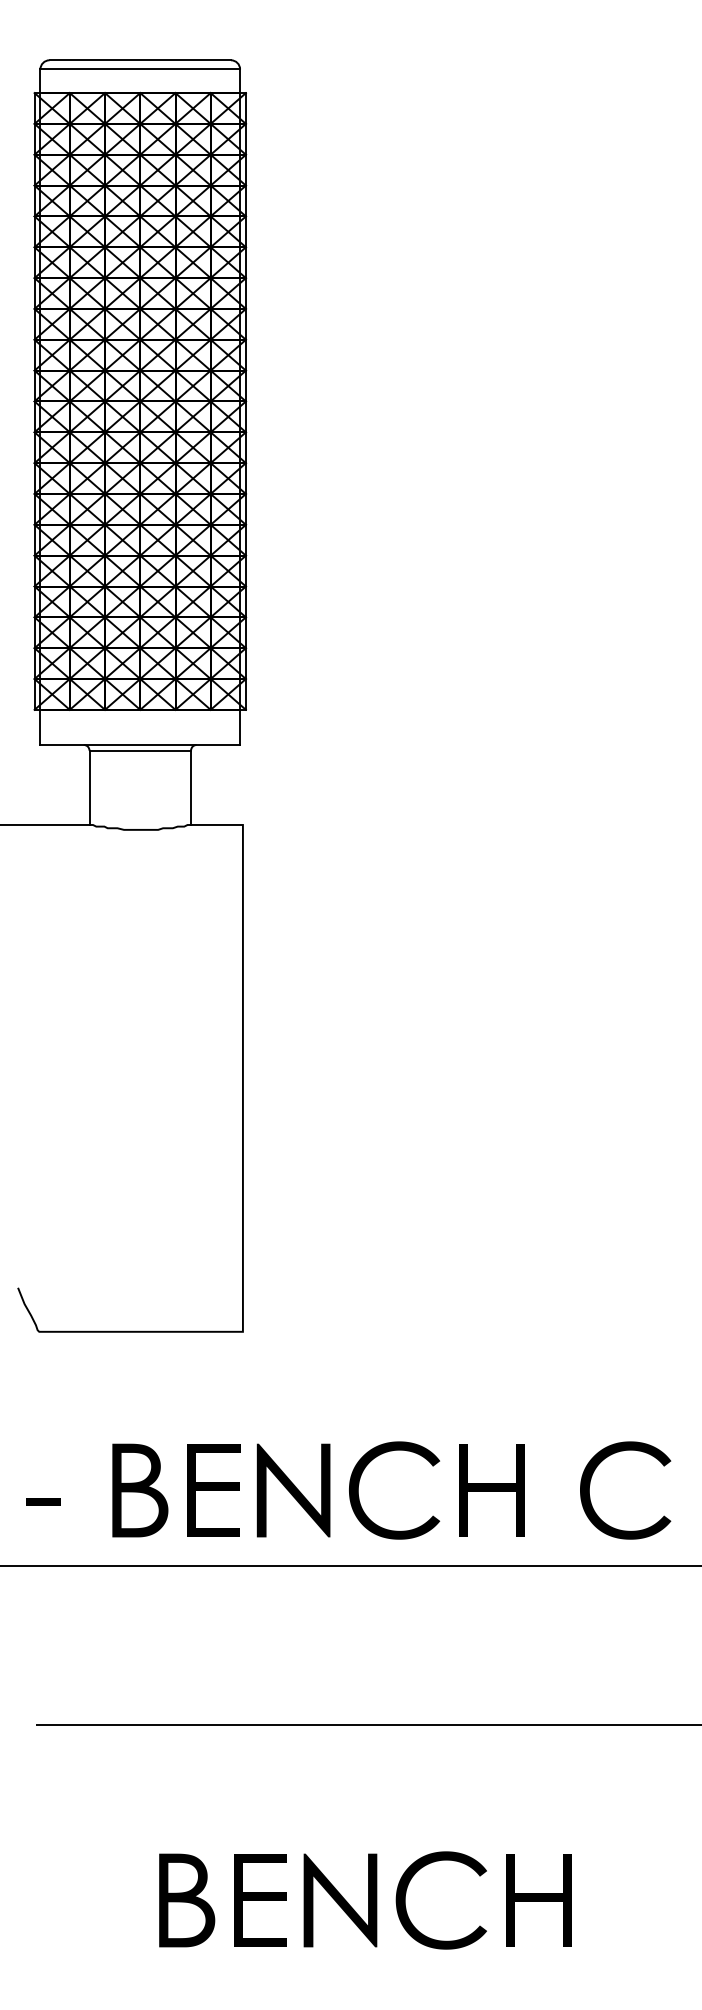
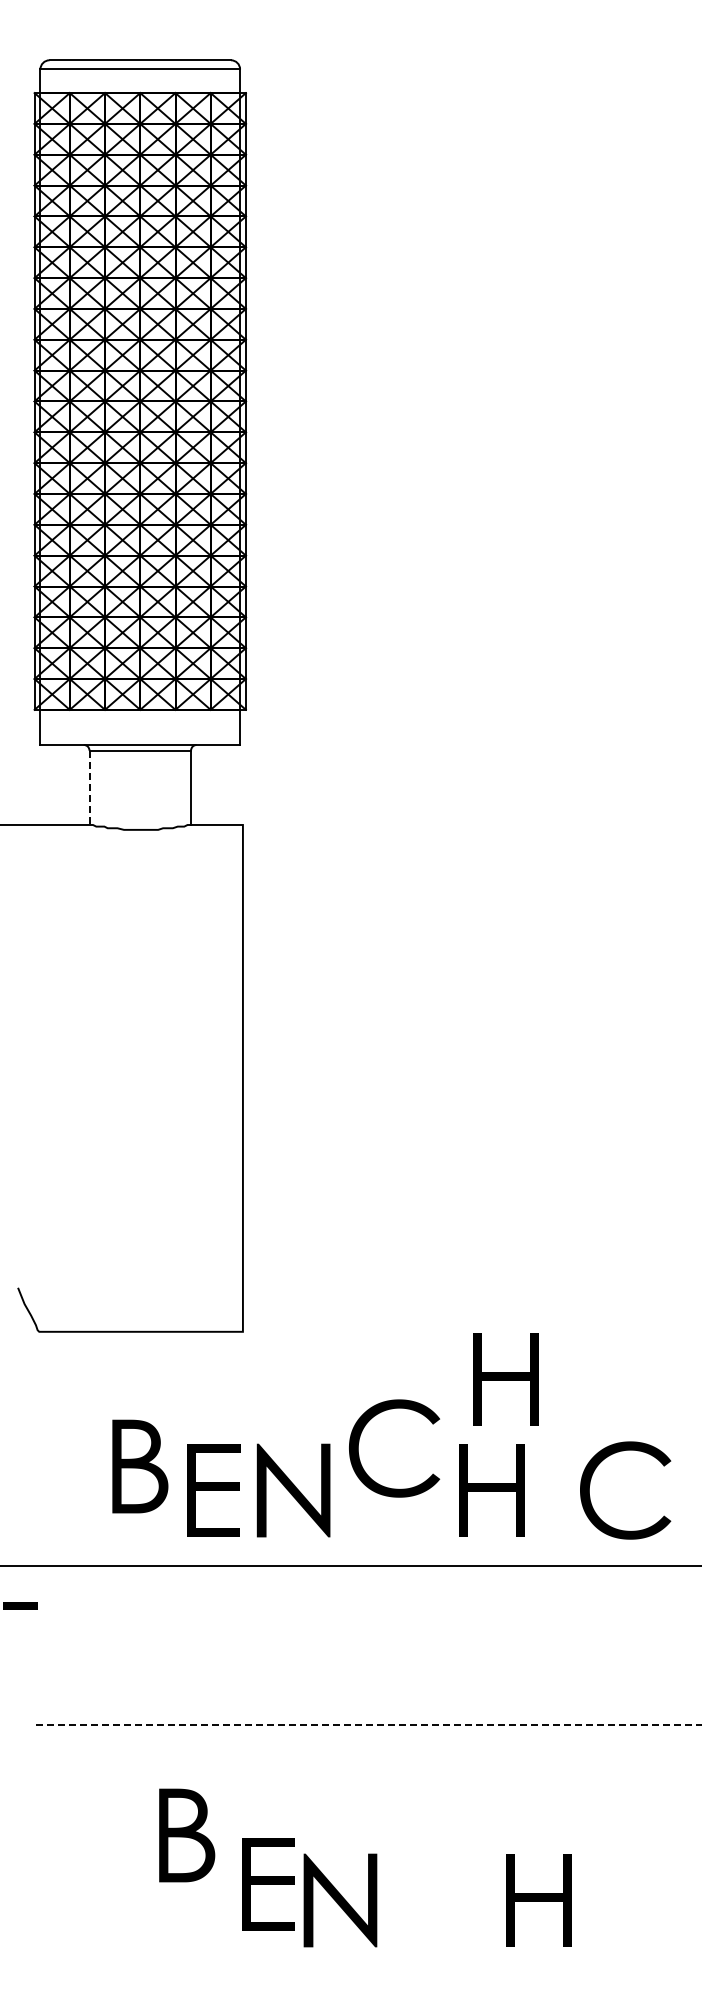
line: solid -> dashed (89, 788)
part: none -> present (505, 1379)
part position: (359, 1484) -> (359, 1442) (359, 1442)
part position: (140, 1490) -> (140, 1466) (140, 1466)
part position: (43, 1501) -> (20, 1605) (20, 1605)
line: solid -> dashed (368, 1724)
part position: (187, 1900) -> (187, 1835) (187, 1835)
part position: (260, 1900) -> (268, 1884) (268, 1884)
fill: present -> none (441, 1900)
